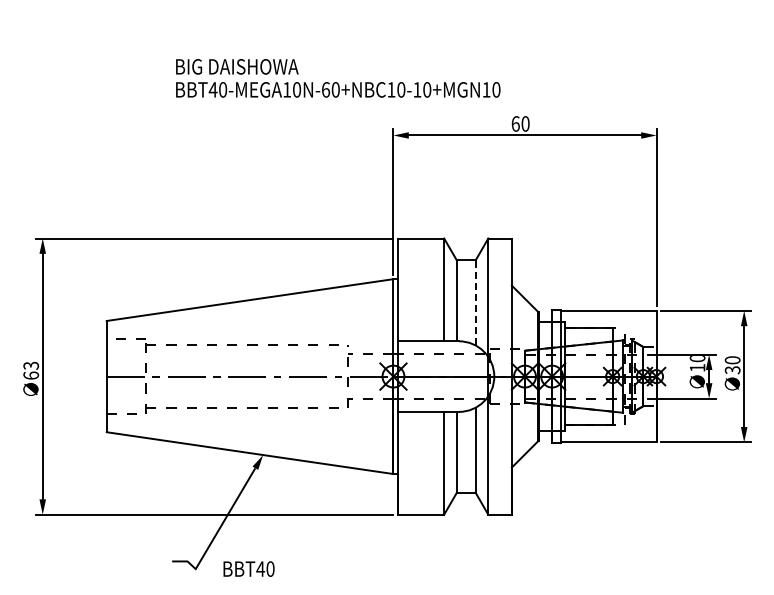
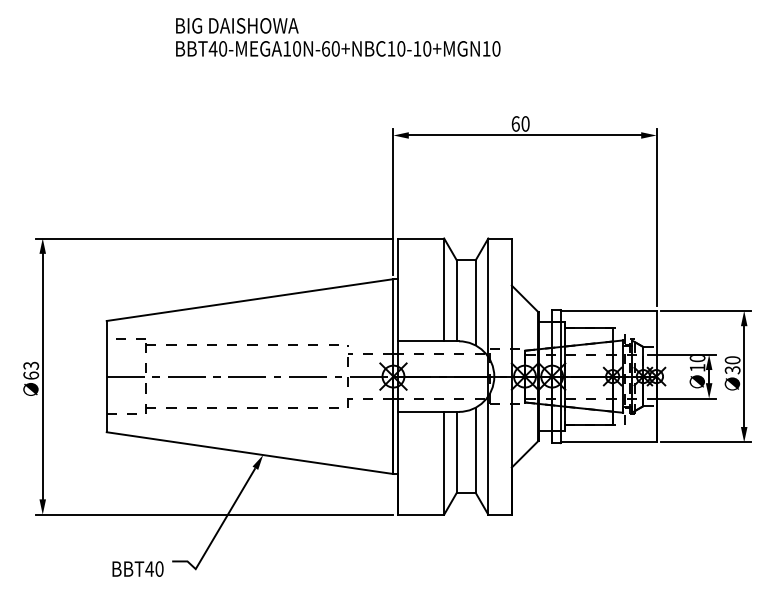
text position: (338, 78) -> (338, 37) (338, 37)
line: dashed -> solid (475, 302)
text position: (248, 568) -> (137, 568) (137, 568)
